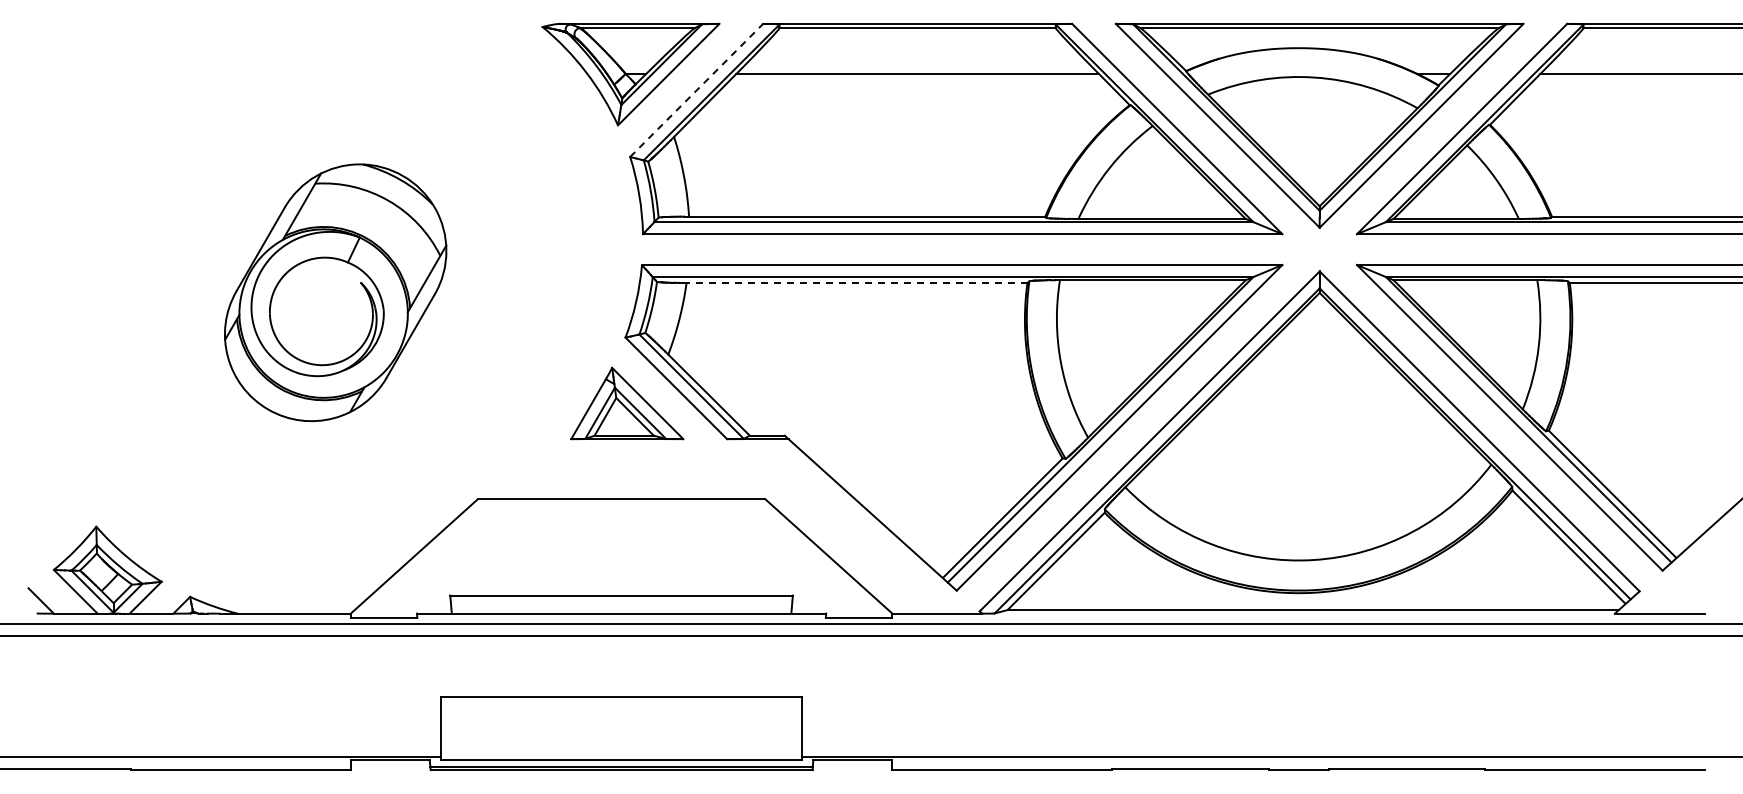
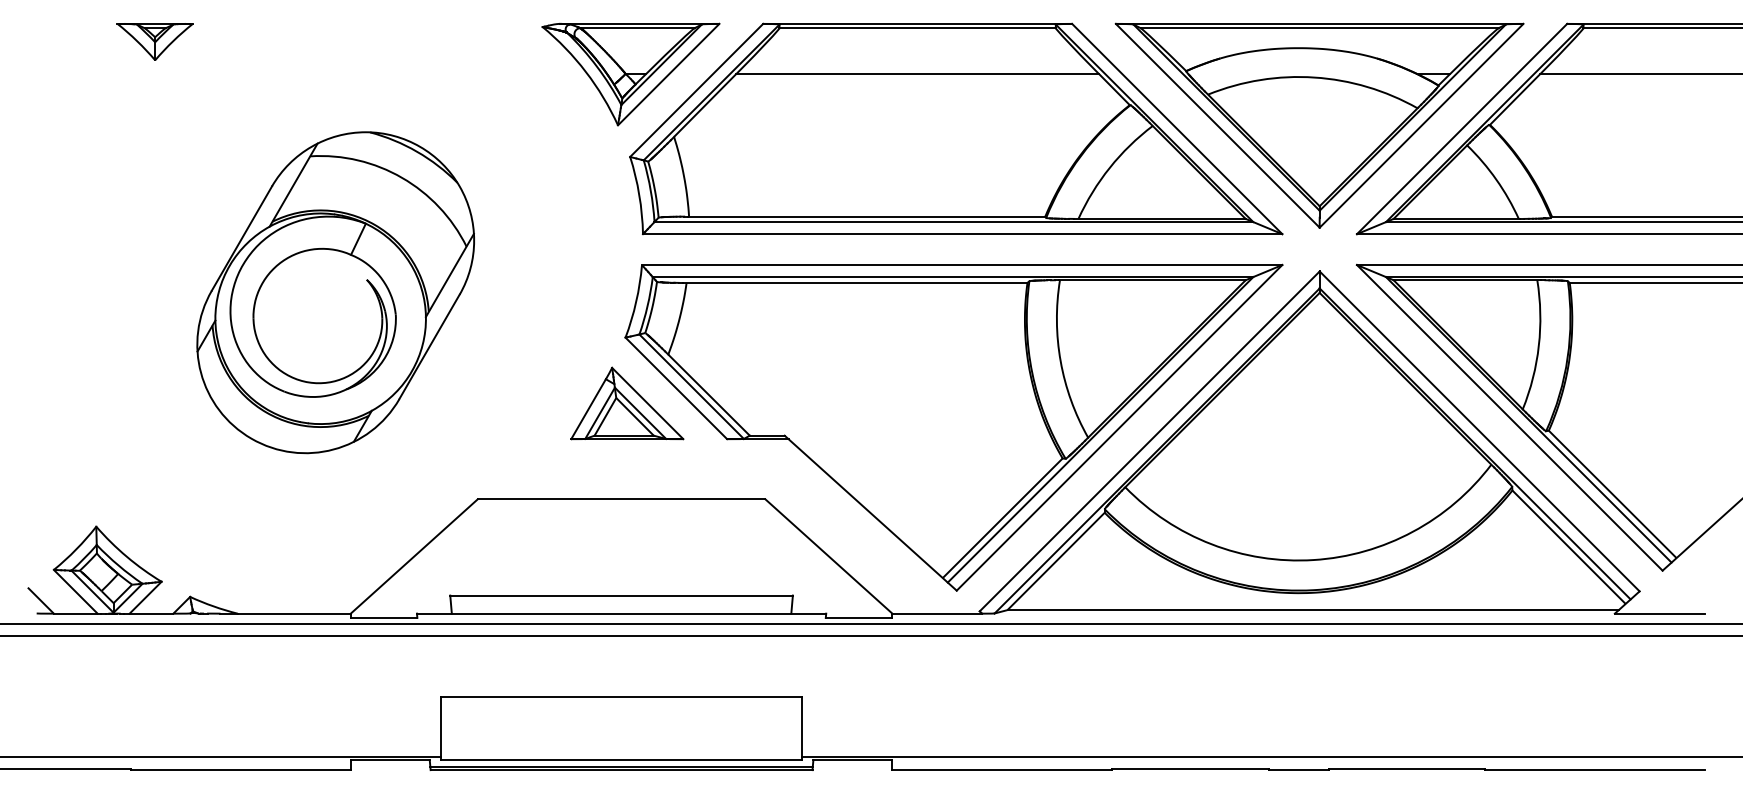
part: none -> present (154, 41)
line: dashed -> solid (697, 90)
line: dashed -> solid (855, 282)
part size: 224x260 px -> 279x324 px (335, 292)
